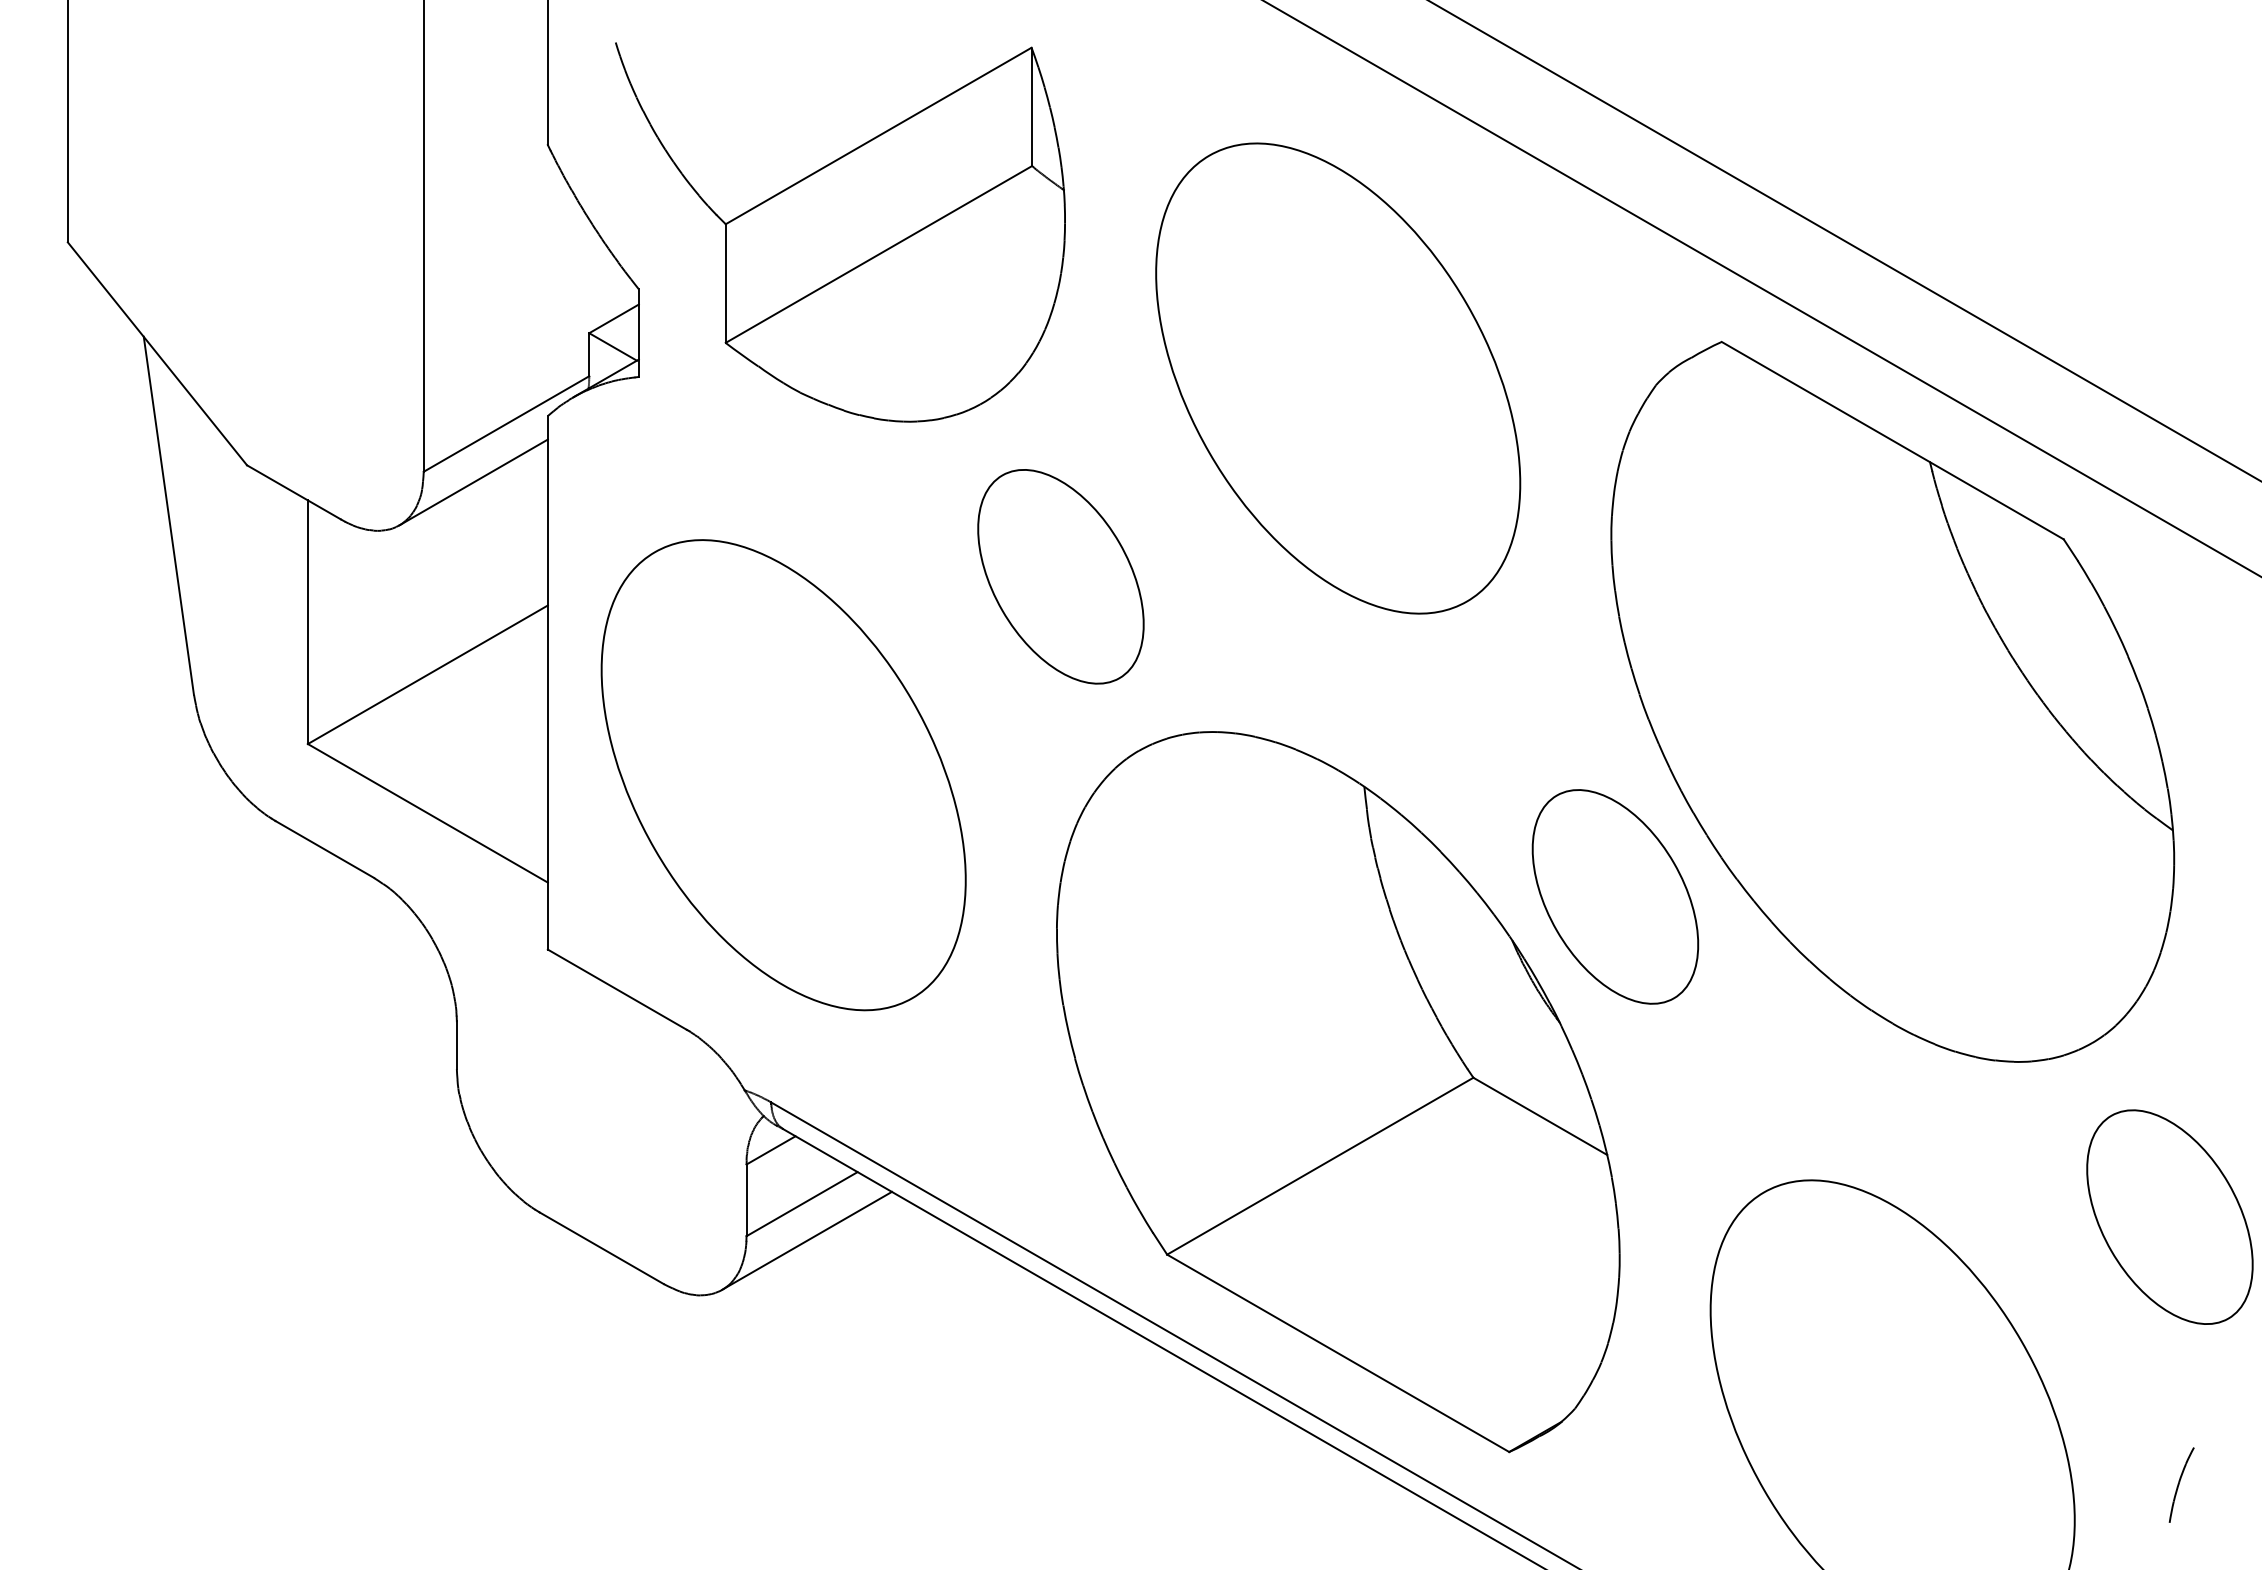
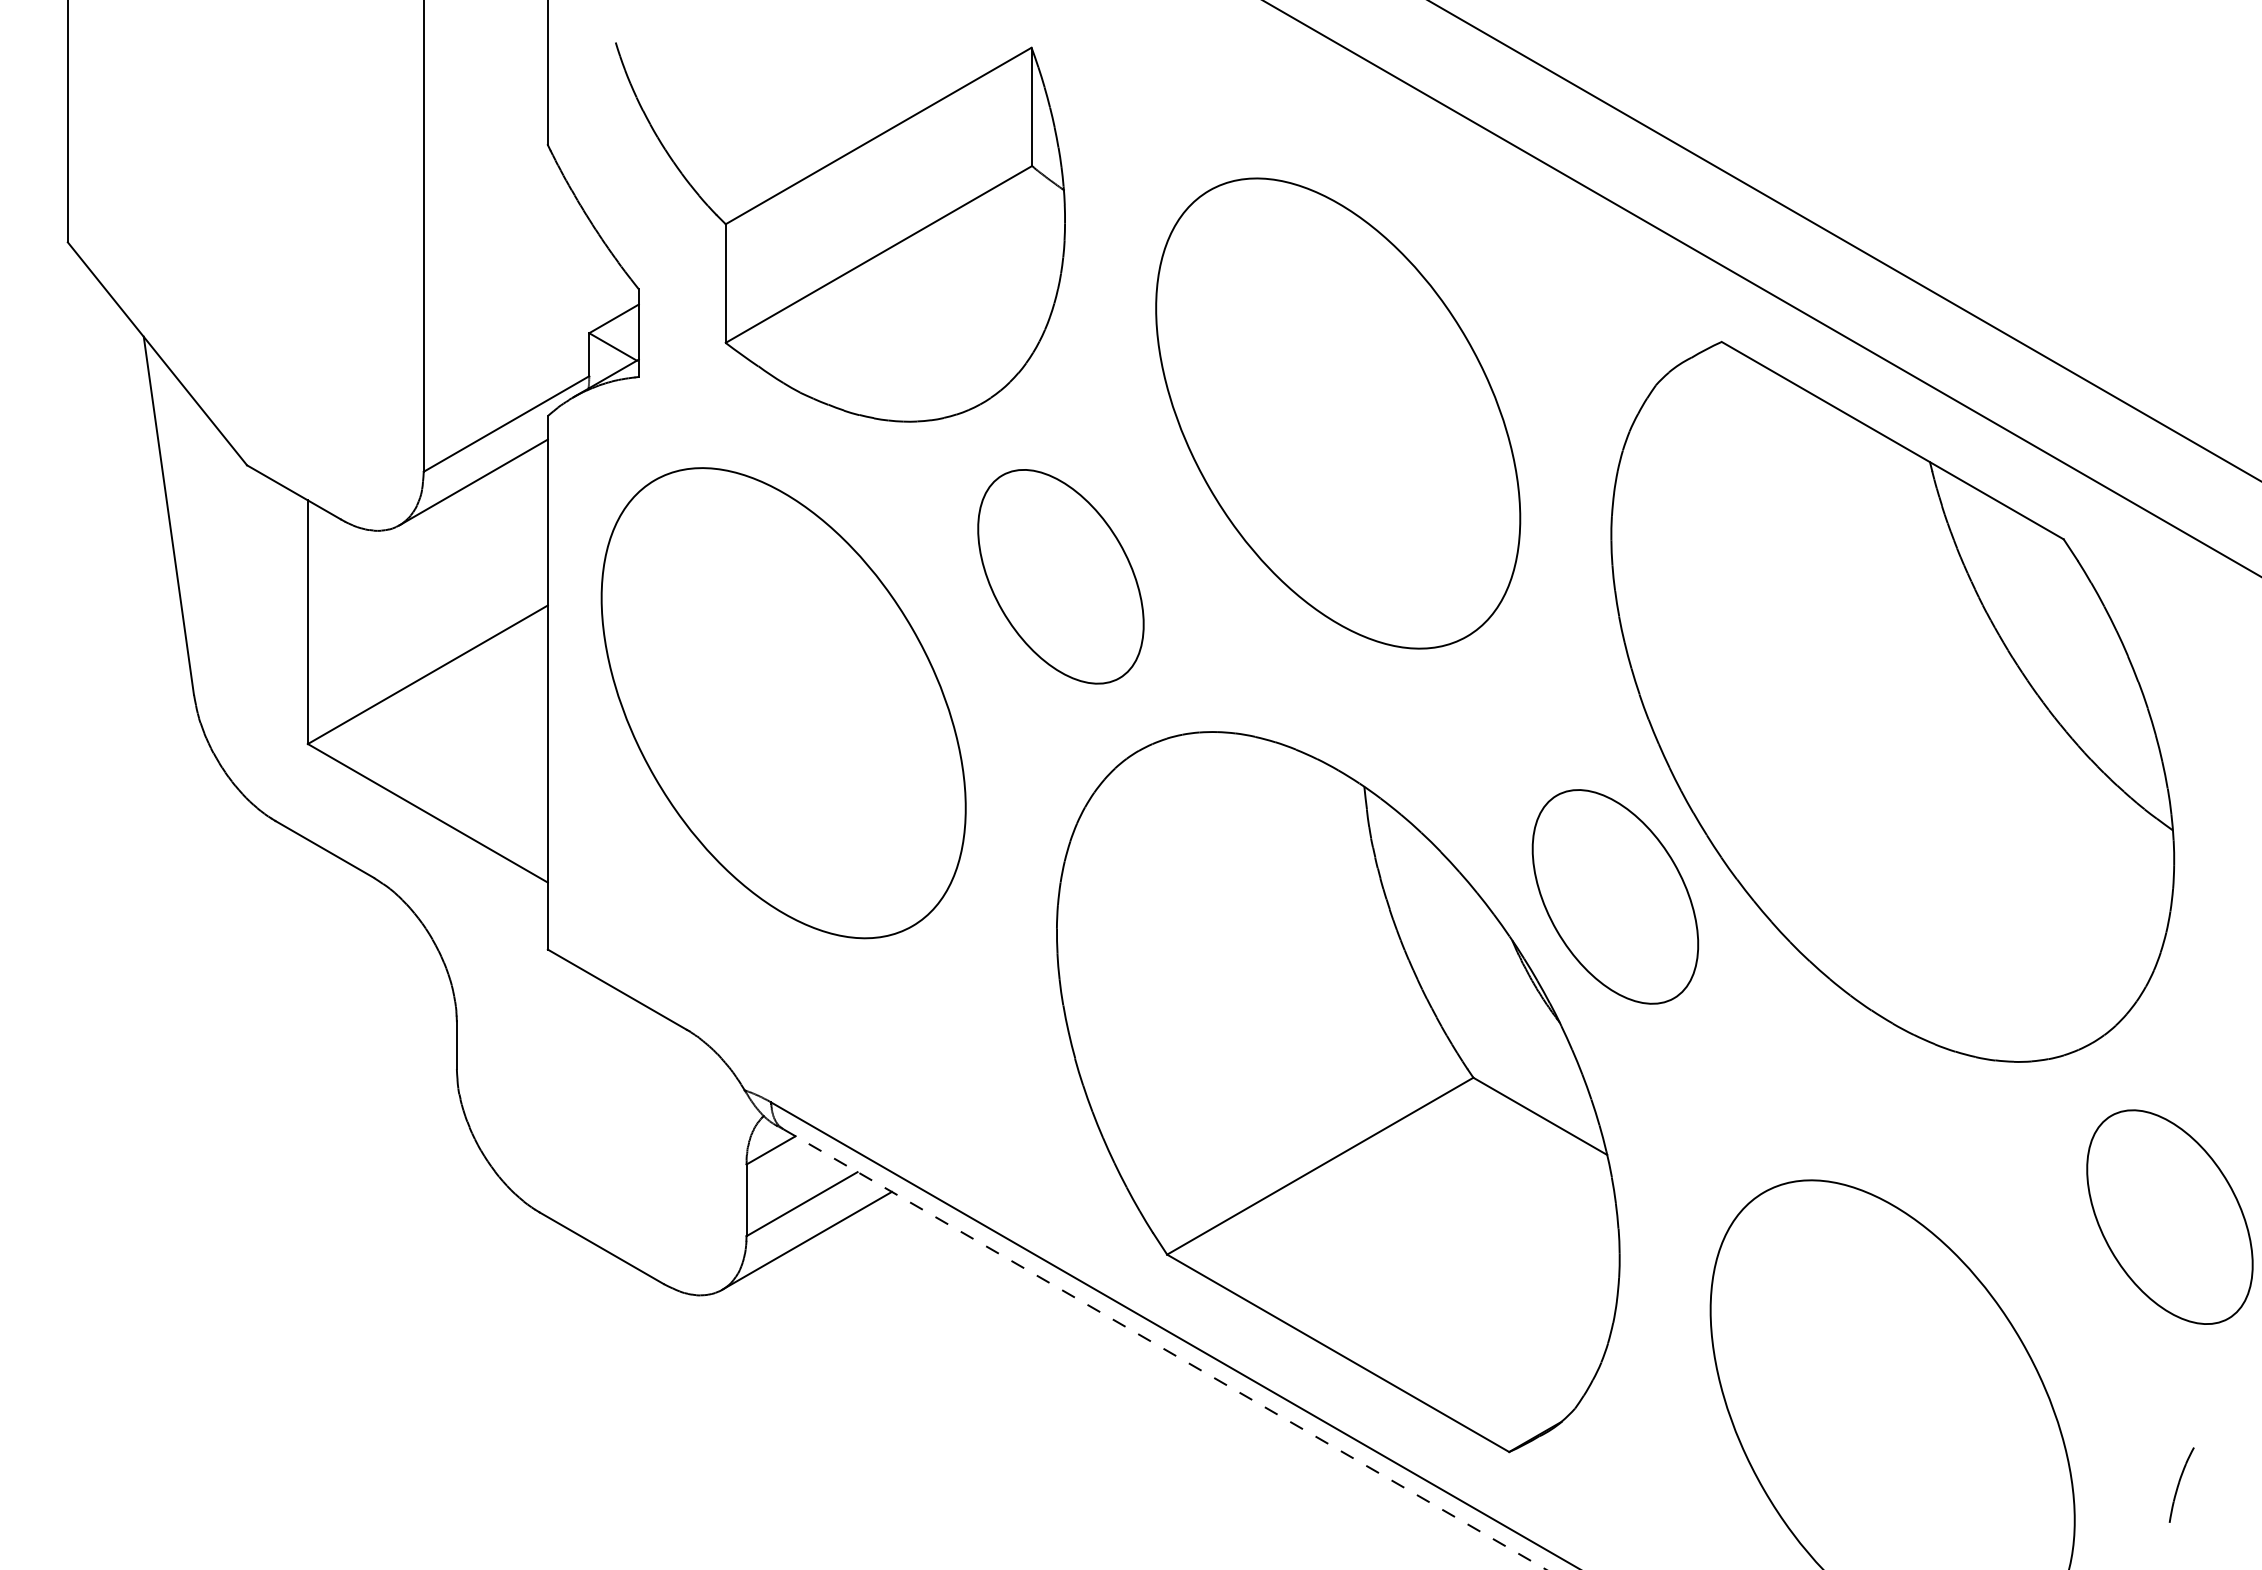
part position: (1338, 378) -> (1338, 413) (1338, 413)
part position: (783, 775) -> (783, 703) (783, 703)
line: solid -> dashed (1165, 1349)
